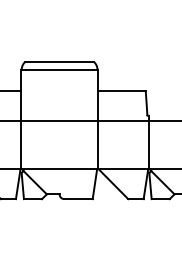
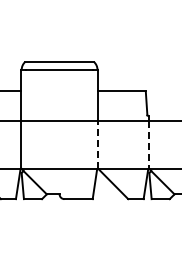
line: solid -> dashed (97, 144)
line: solid -> dashed (148, 144)
